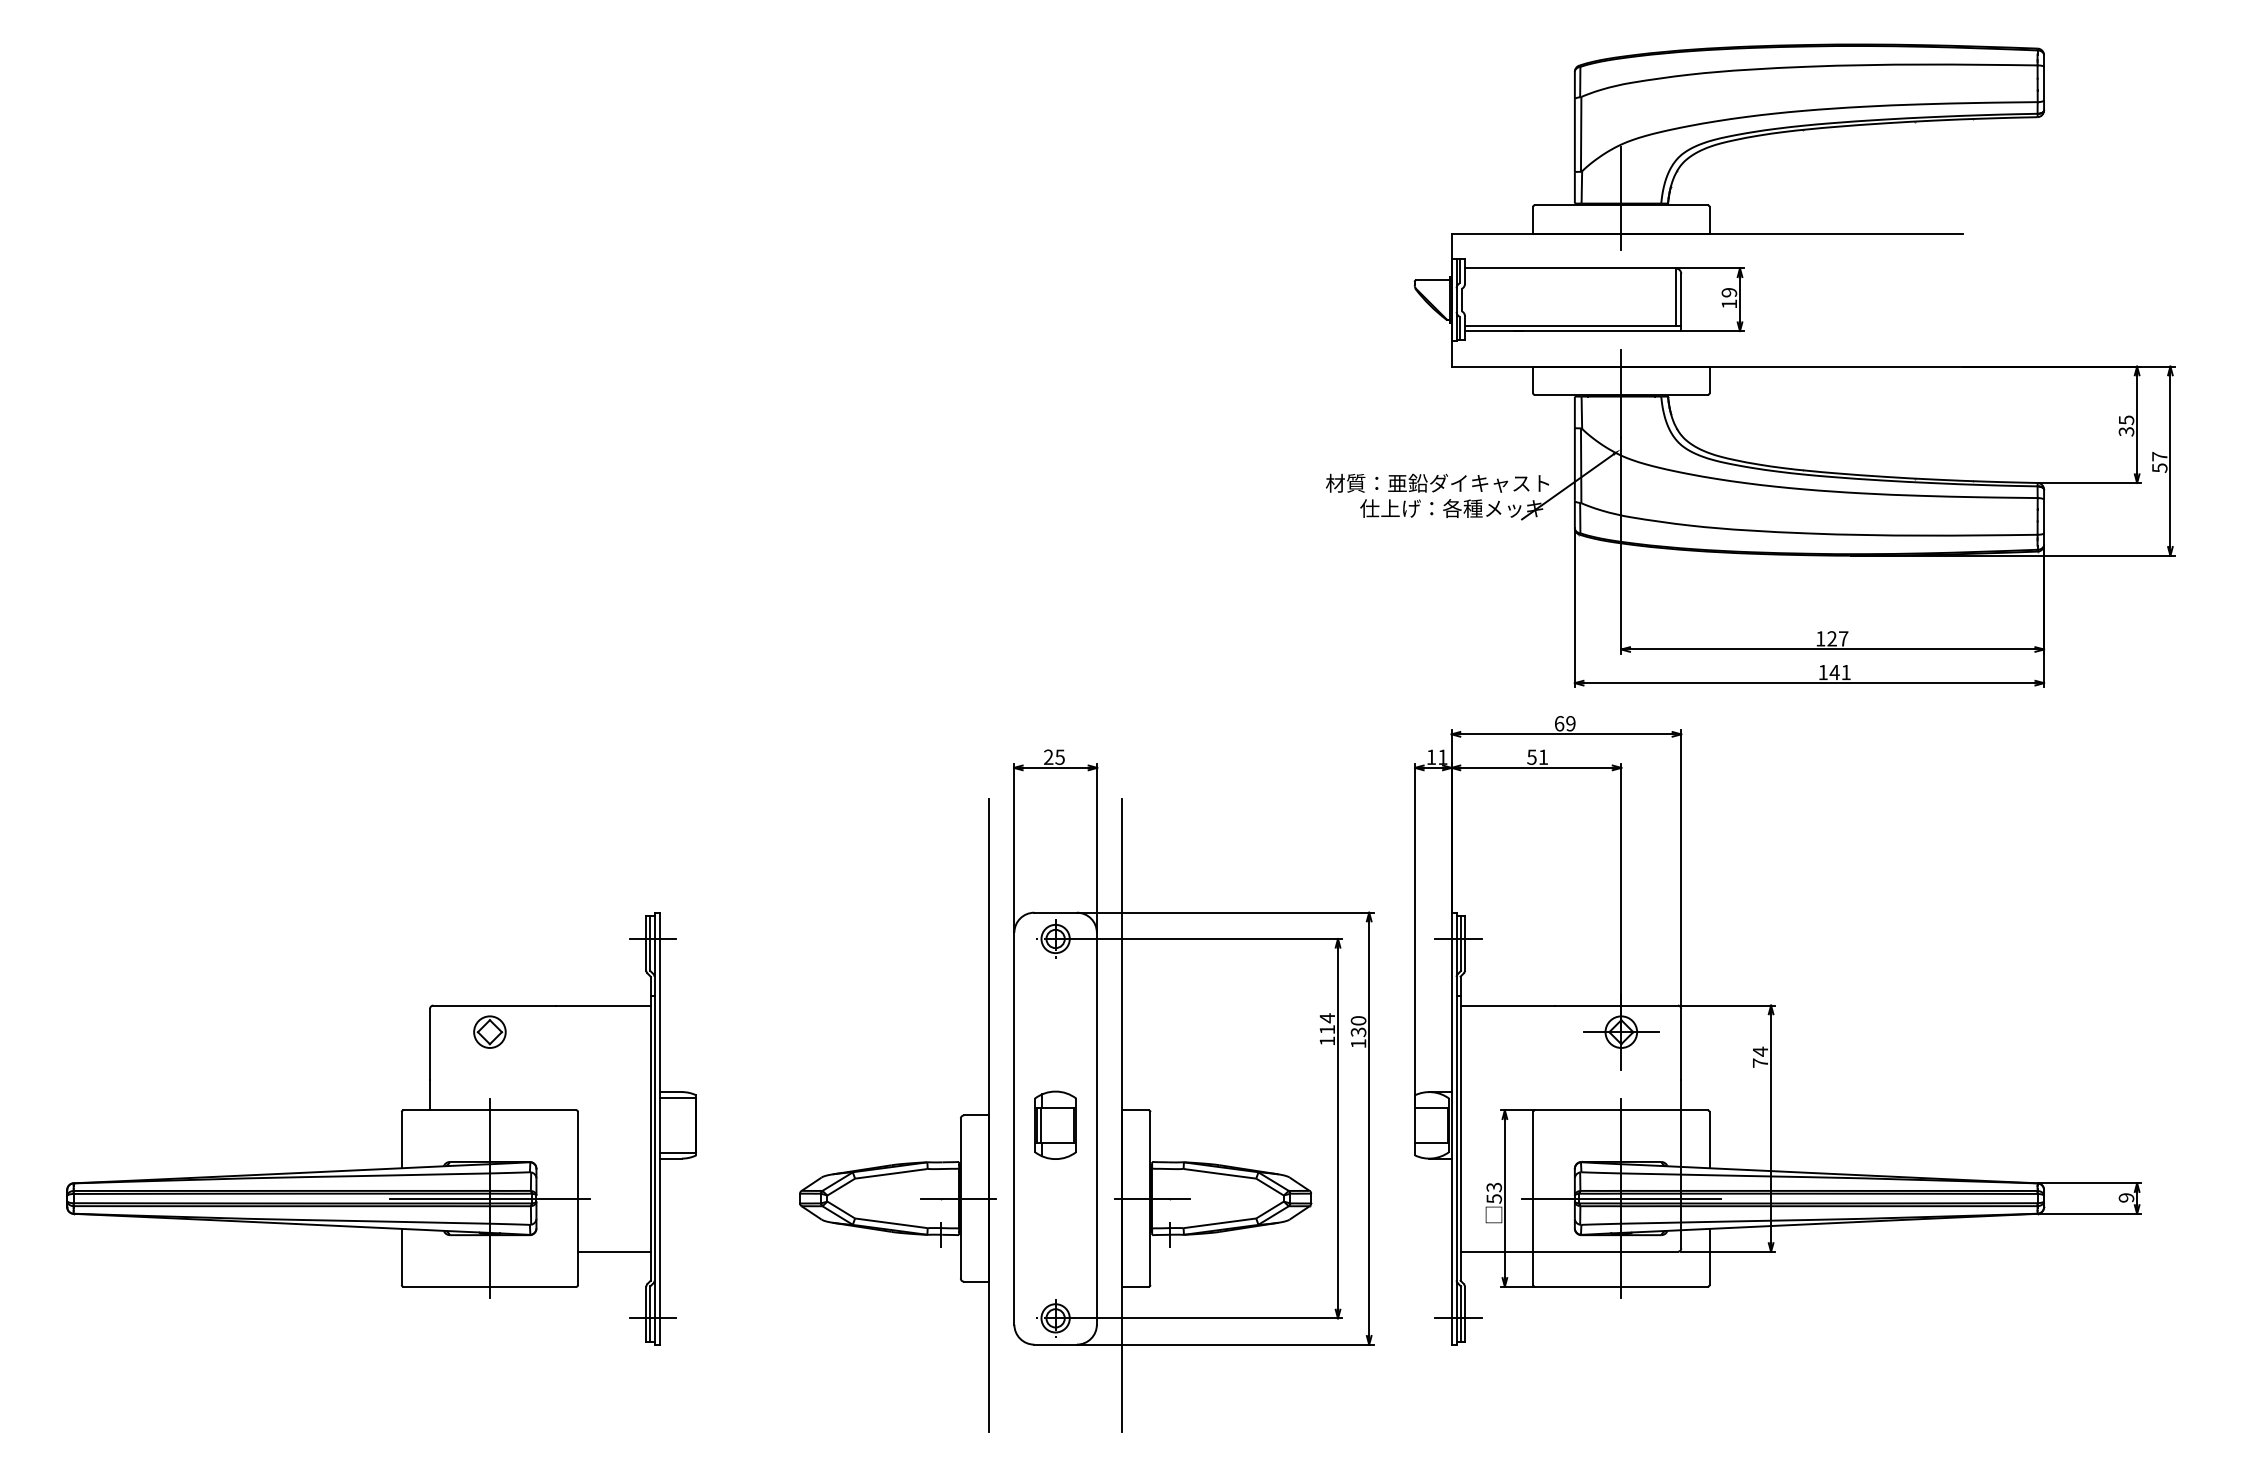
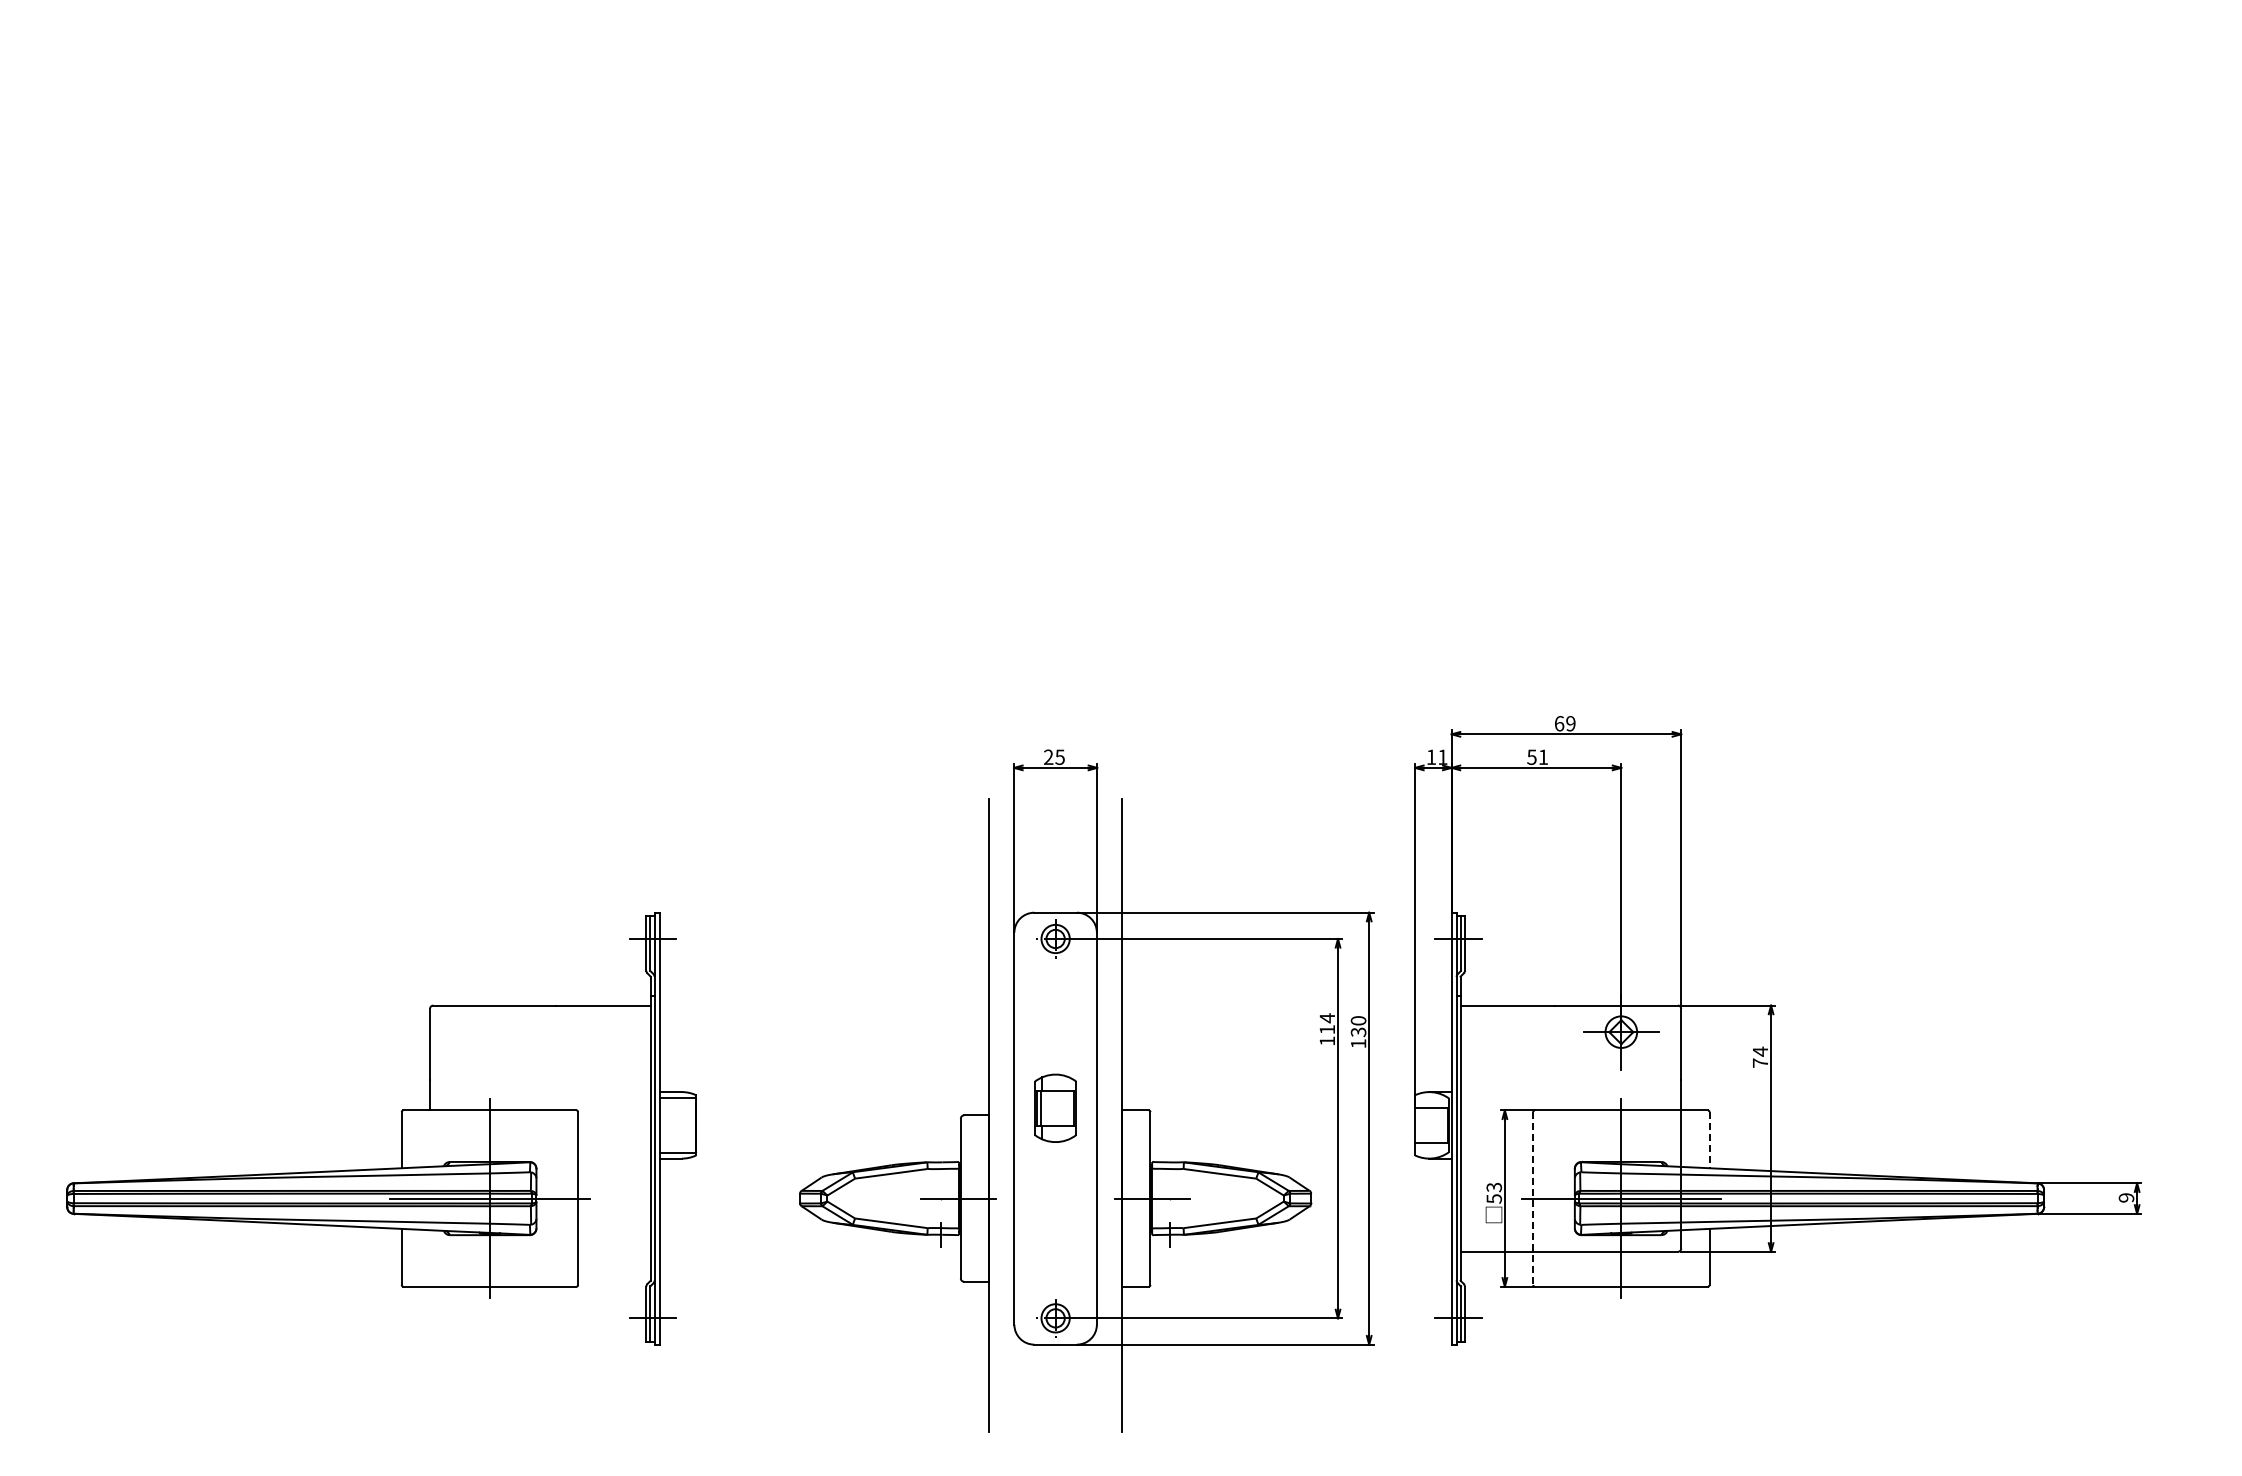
part: present -> none (1750, 365)
part: present -> none (489, 1031)
part position: (1055, 1124) -> (1055, 1107) (1055, 1107)
line: solid -> dashed (1709, 1140)
line: solid -> dashed (1533, 1198)
line: present -> none (614, 1251)
